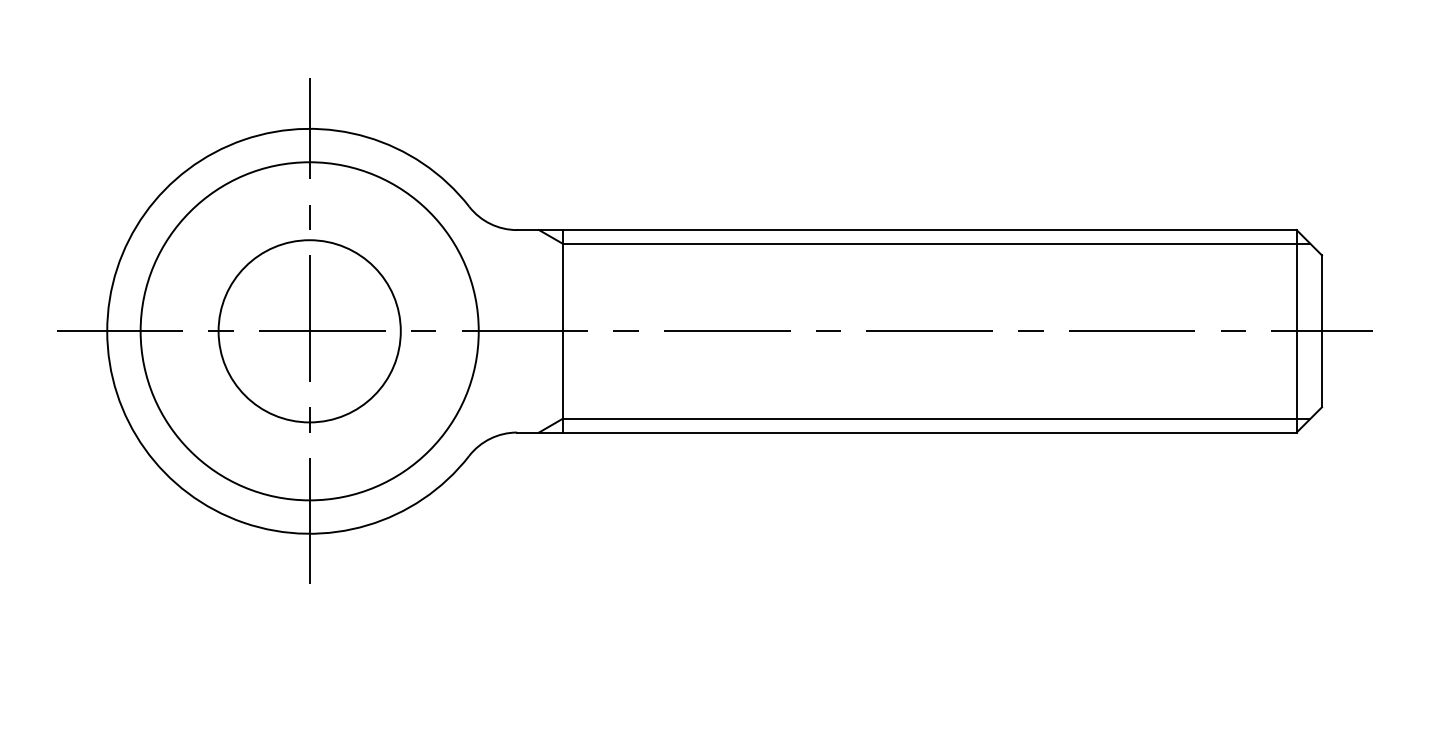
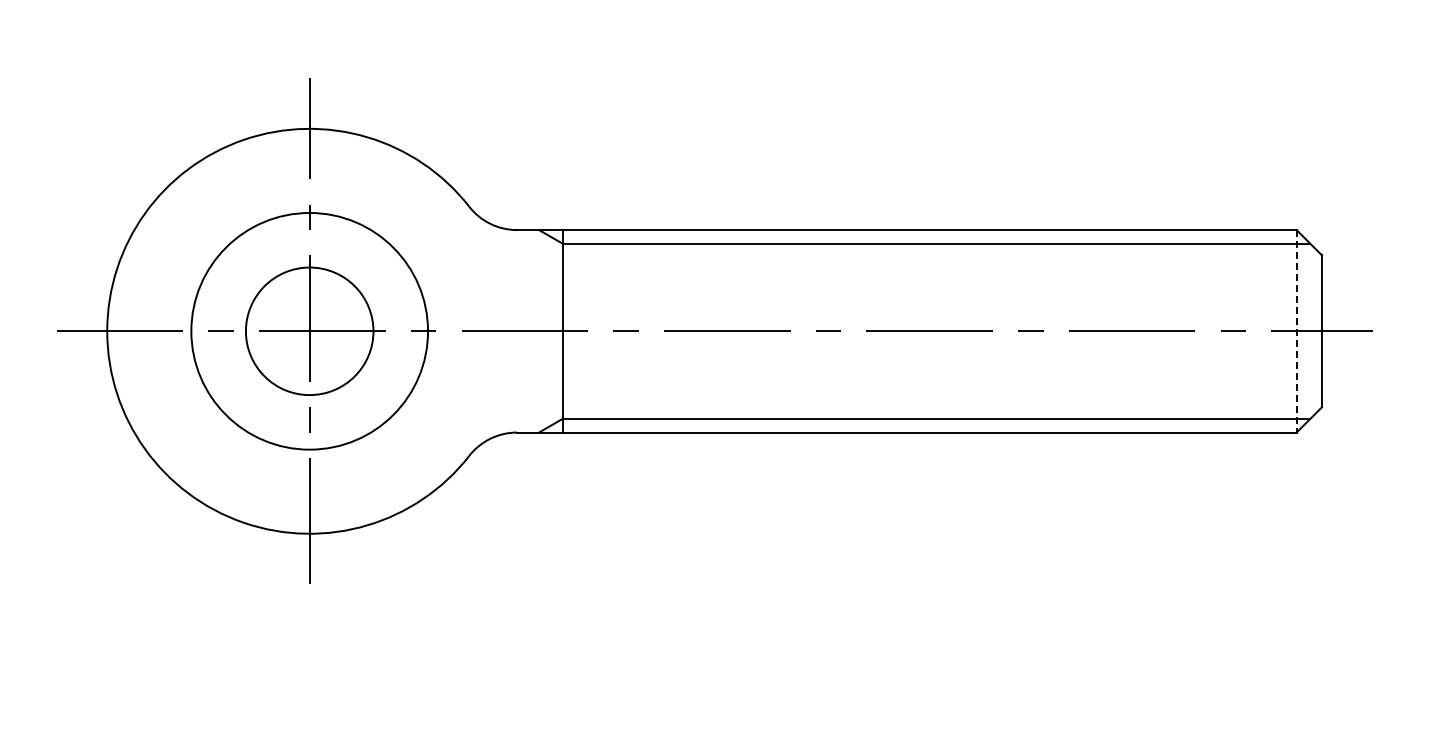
circle diameter: 182 px -> 128 px (309, 331)
circle diameter: 338 px -> 237 px (309, 330)
line: solid -> dashed (1296, 331)
